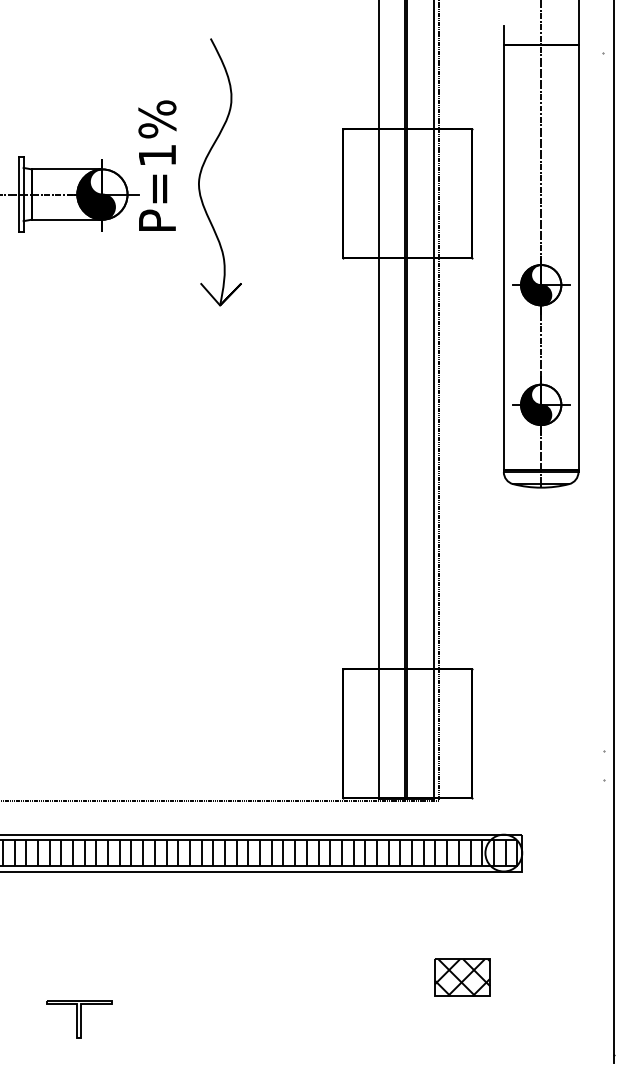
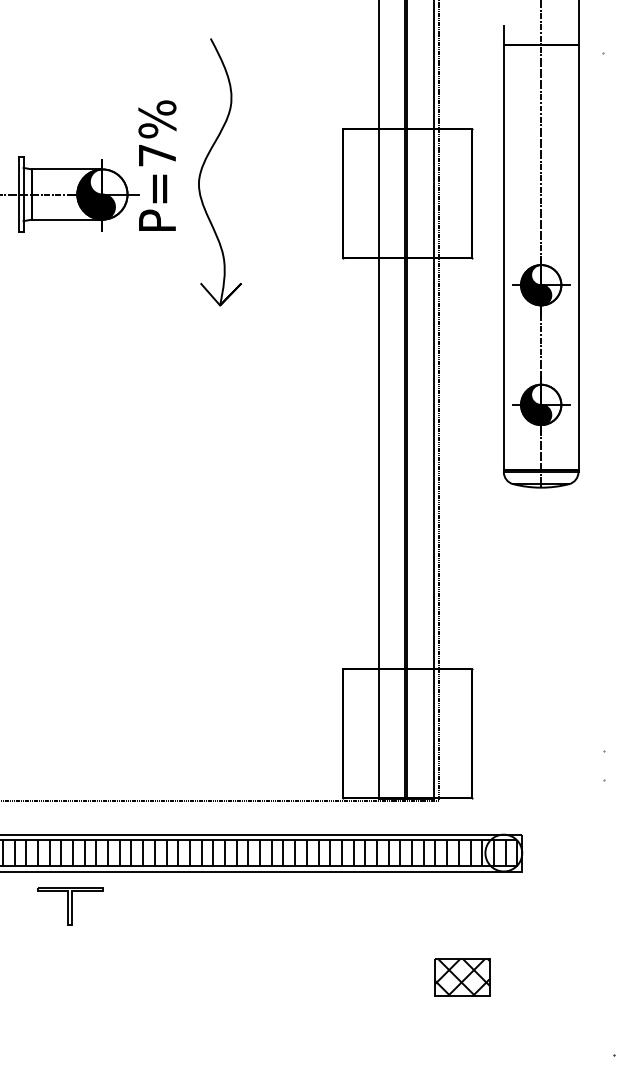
text: P=1% -> P=7% (157, 155)
line: present -> none (614, 532)
part position: (79, 1019) -> (70, 906) (70, 906)
